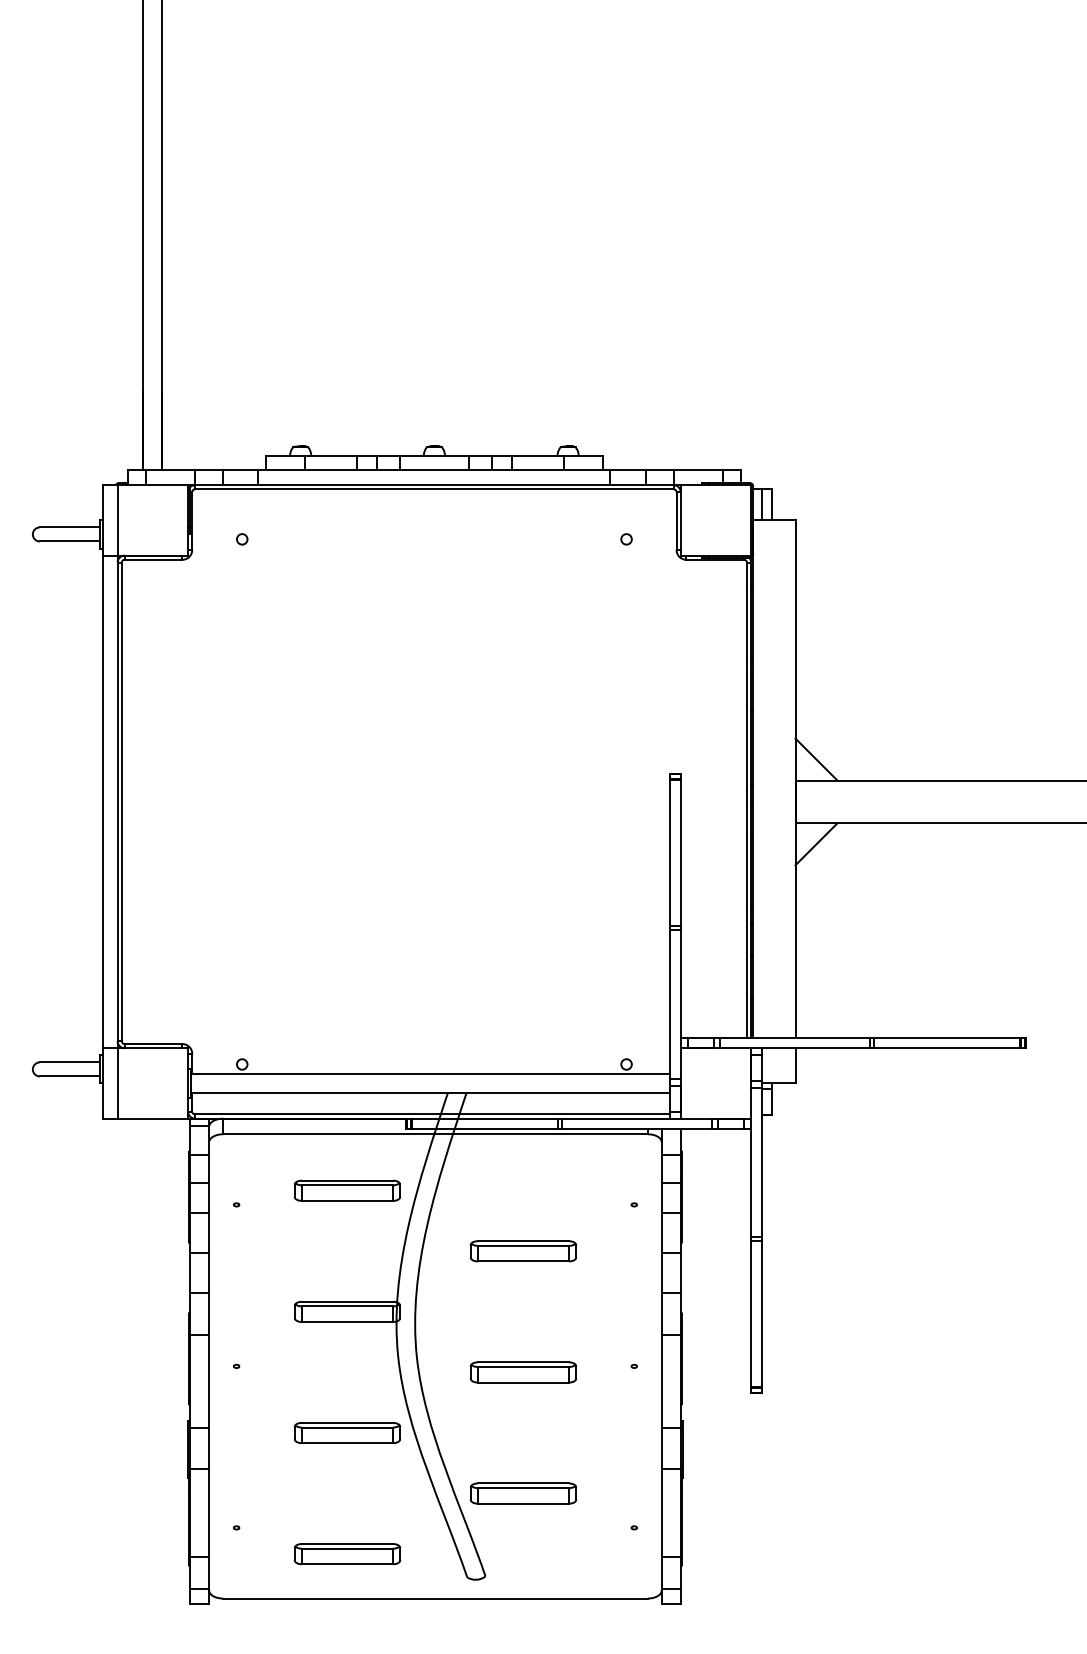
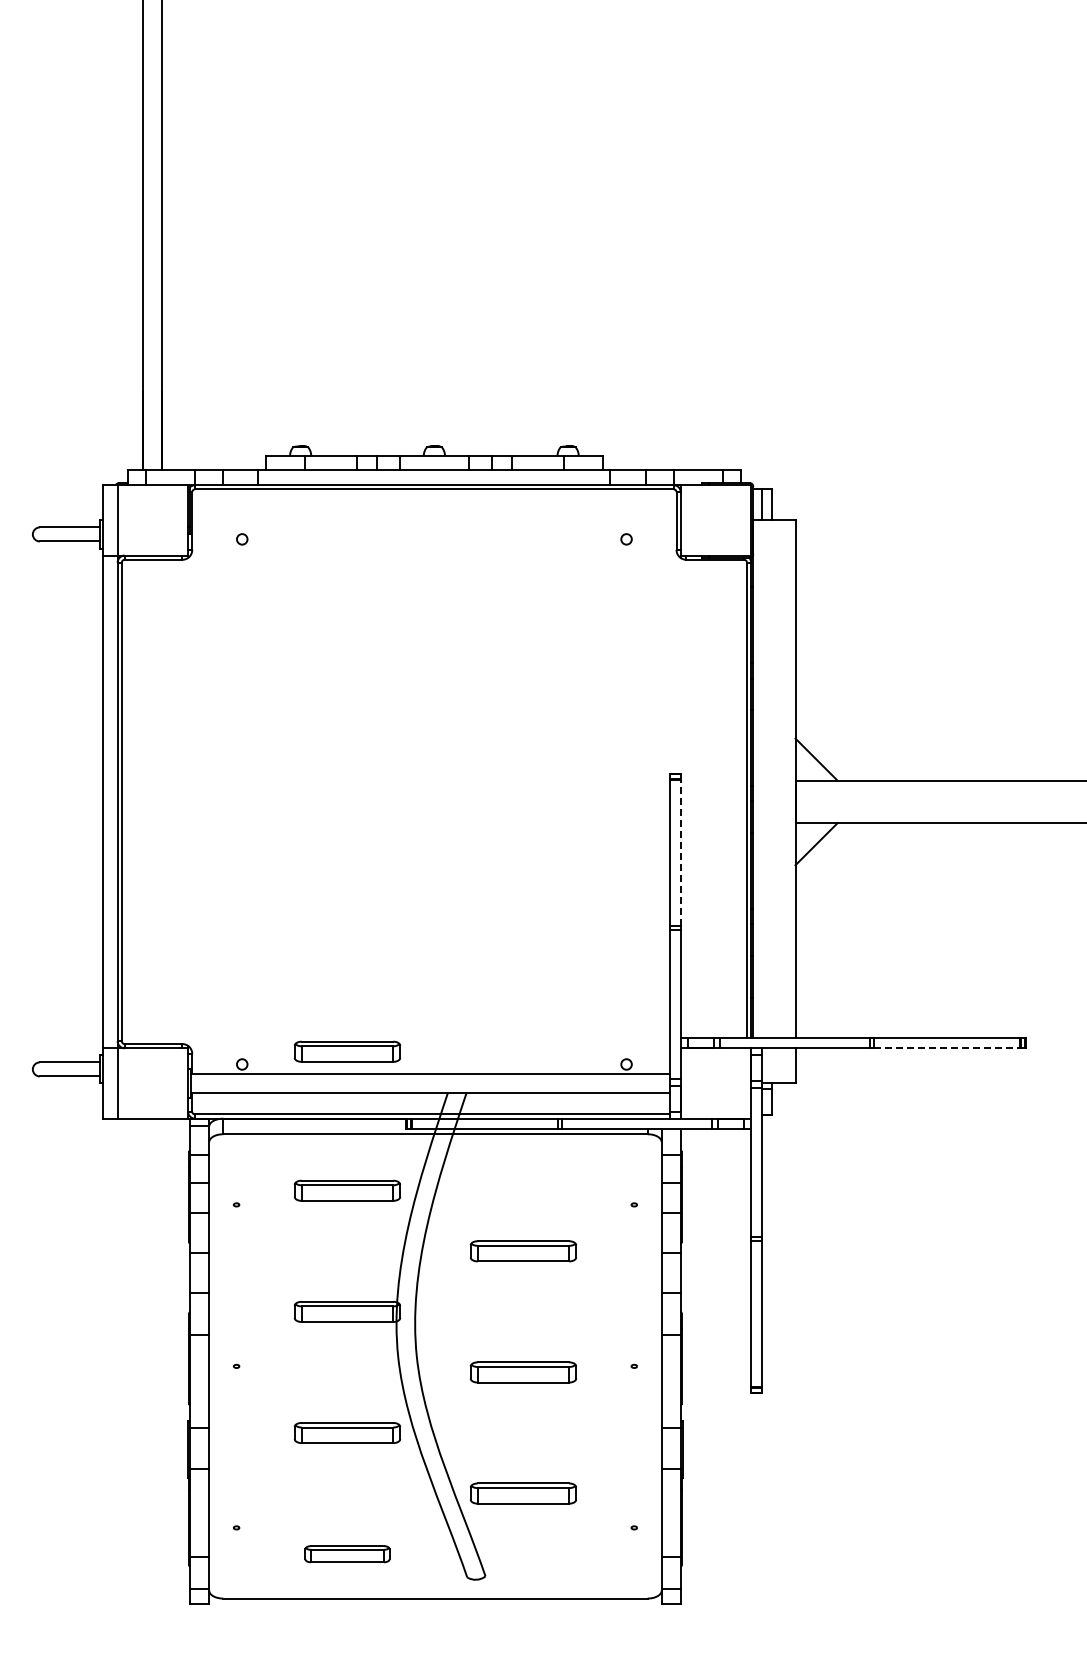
line: solid -> dashed (680, 852)
line: solid -> dashed (946, 1048)
part: none -> present (347, 1051)
part size: 109x23 px -> 87x19 px (347, 1554)
